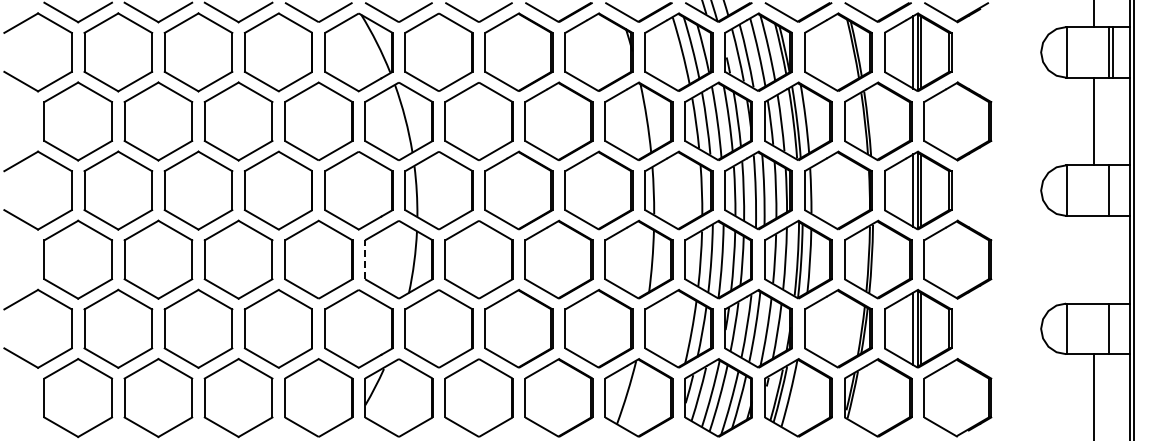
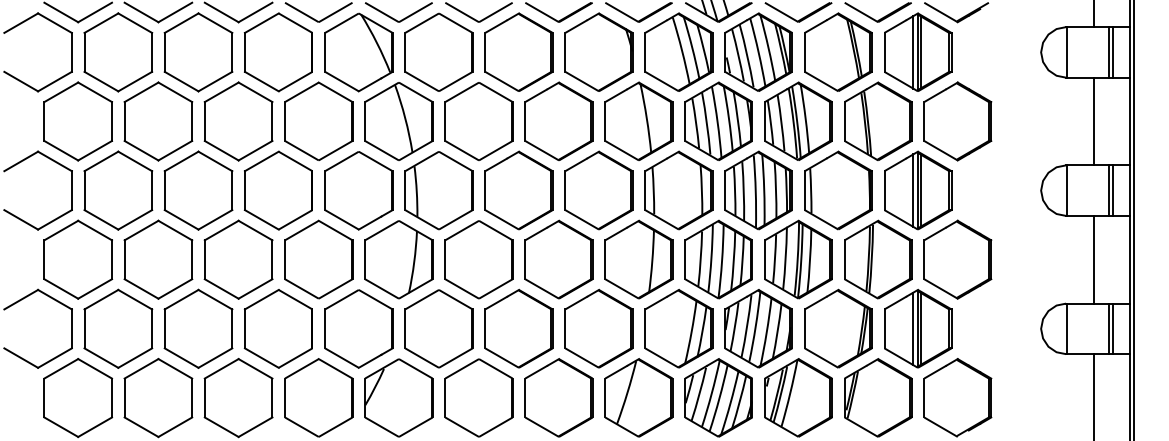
line: none -> present (1112, 190)
line: dashed -> solid (365, 259)
line: none -> present (1094, 259)
line: none -> present (1112, 328)
